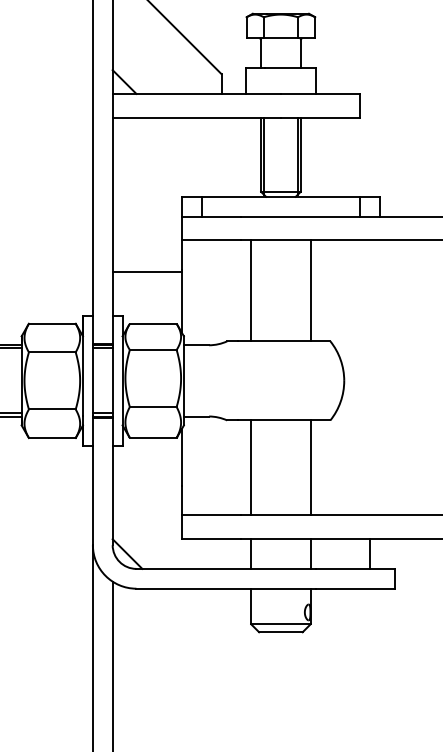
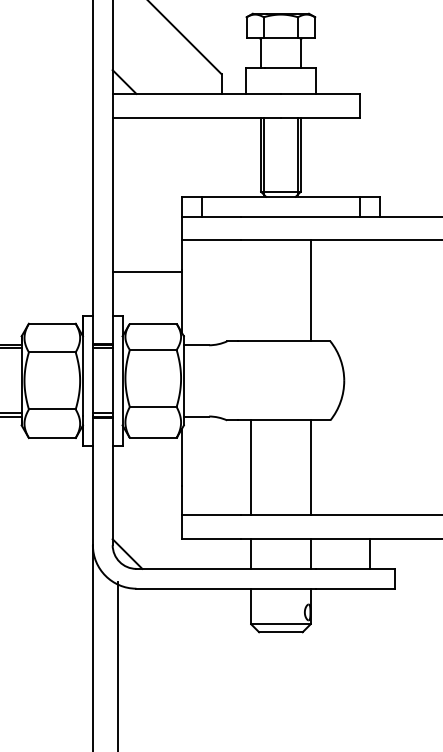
line: present -> none (251, 290)
line position: (112, 664) -> (117, 664) (117, 664)
